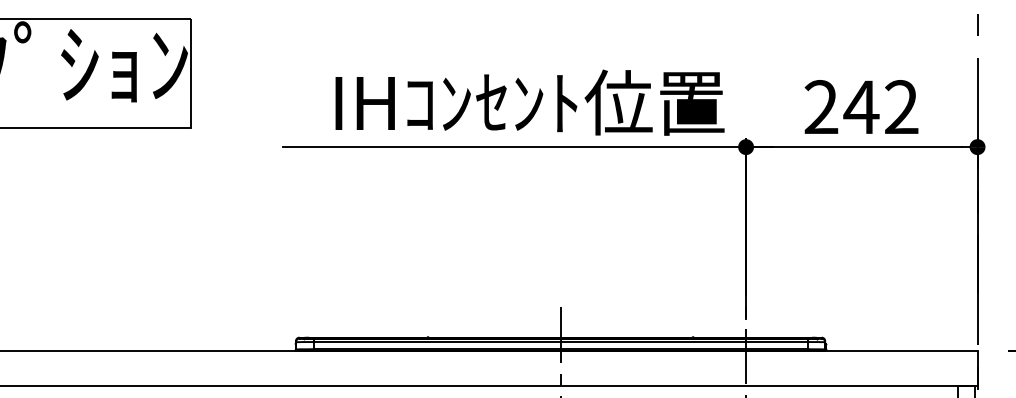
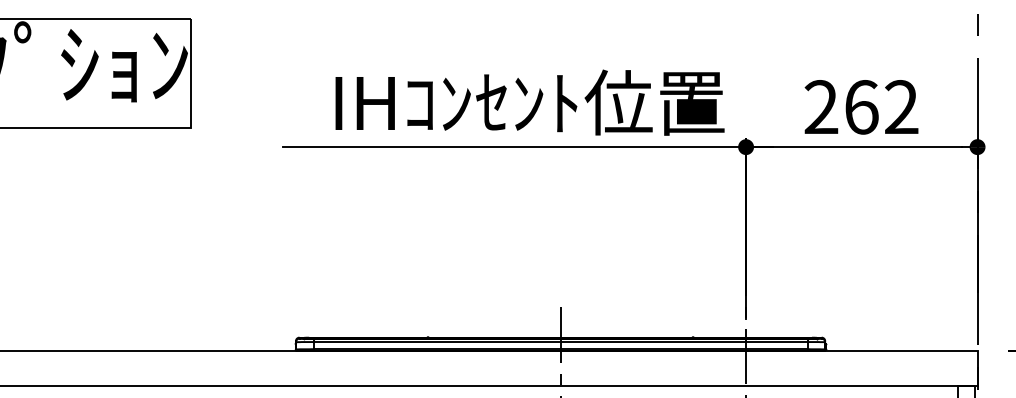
text: 242 -> 262 (861, 107)
